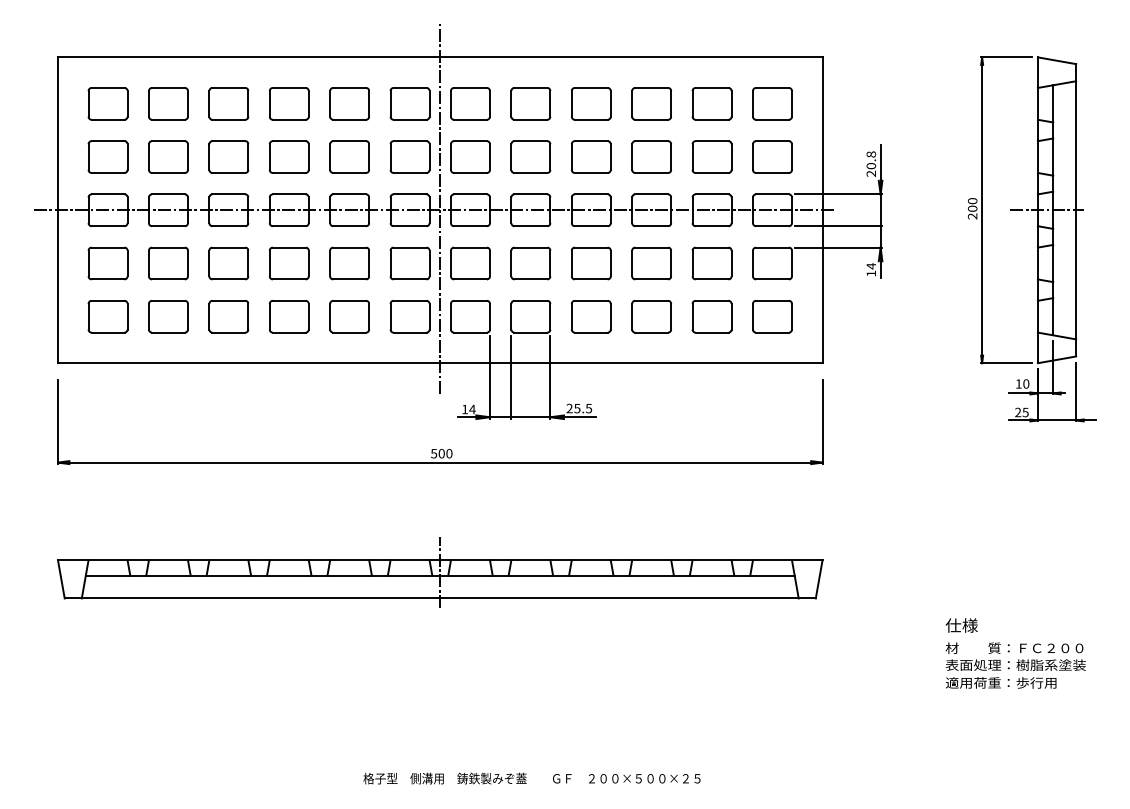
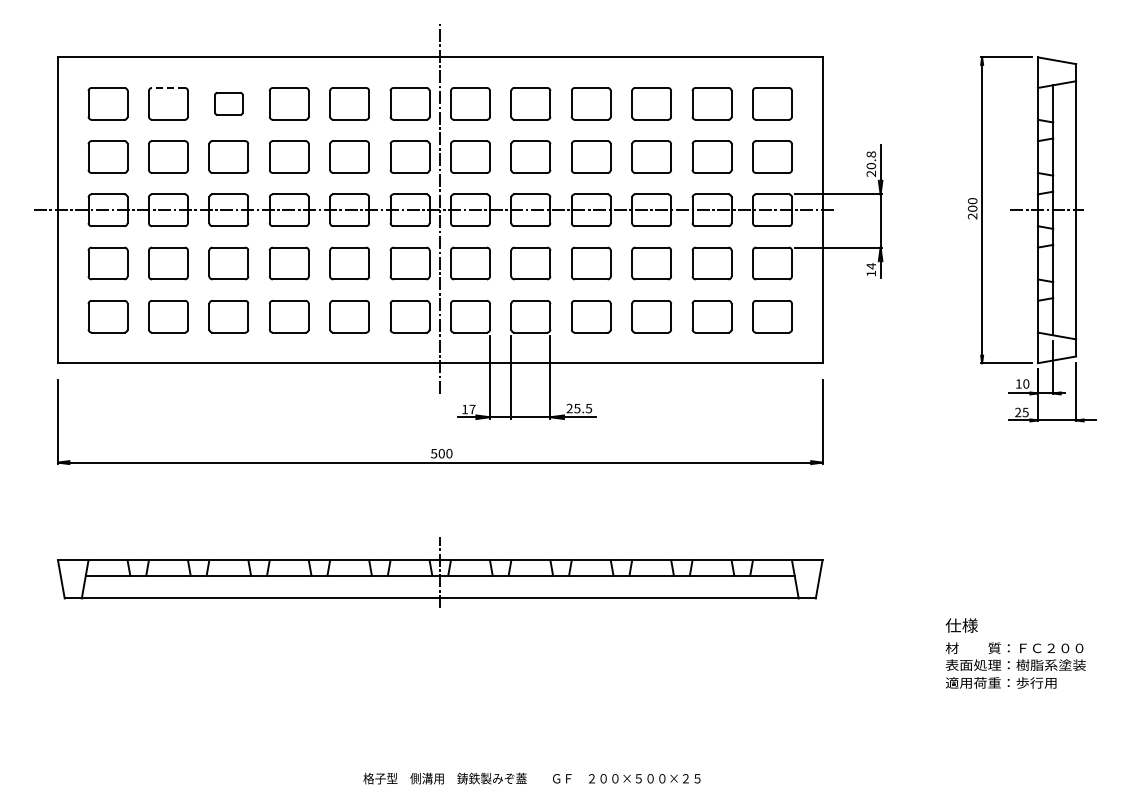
line: solid -> dashed (167, 87)
part size: 42x34 px -> 30x24 px (228, 103)
line: present -> none (838, 226)
text: 14 -> 17 (472, 409)
